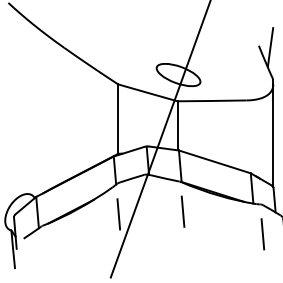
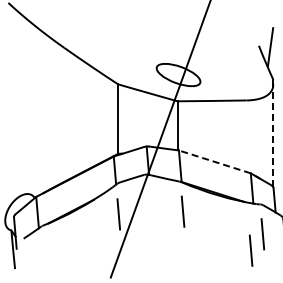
line: solid -> dashed (273, 135)
line: solid -> dashed (214, 161)
line: none -> present (250, 250)
